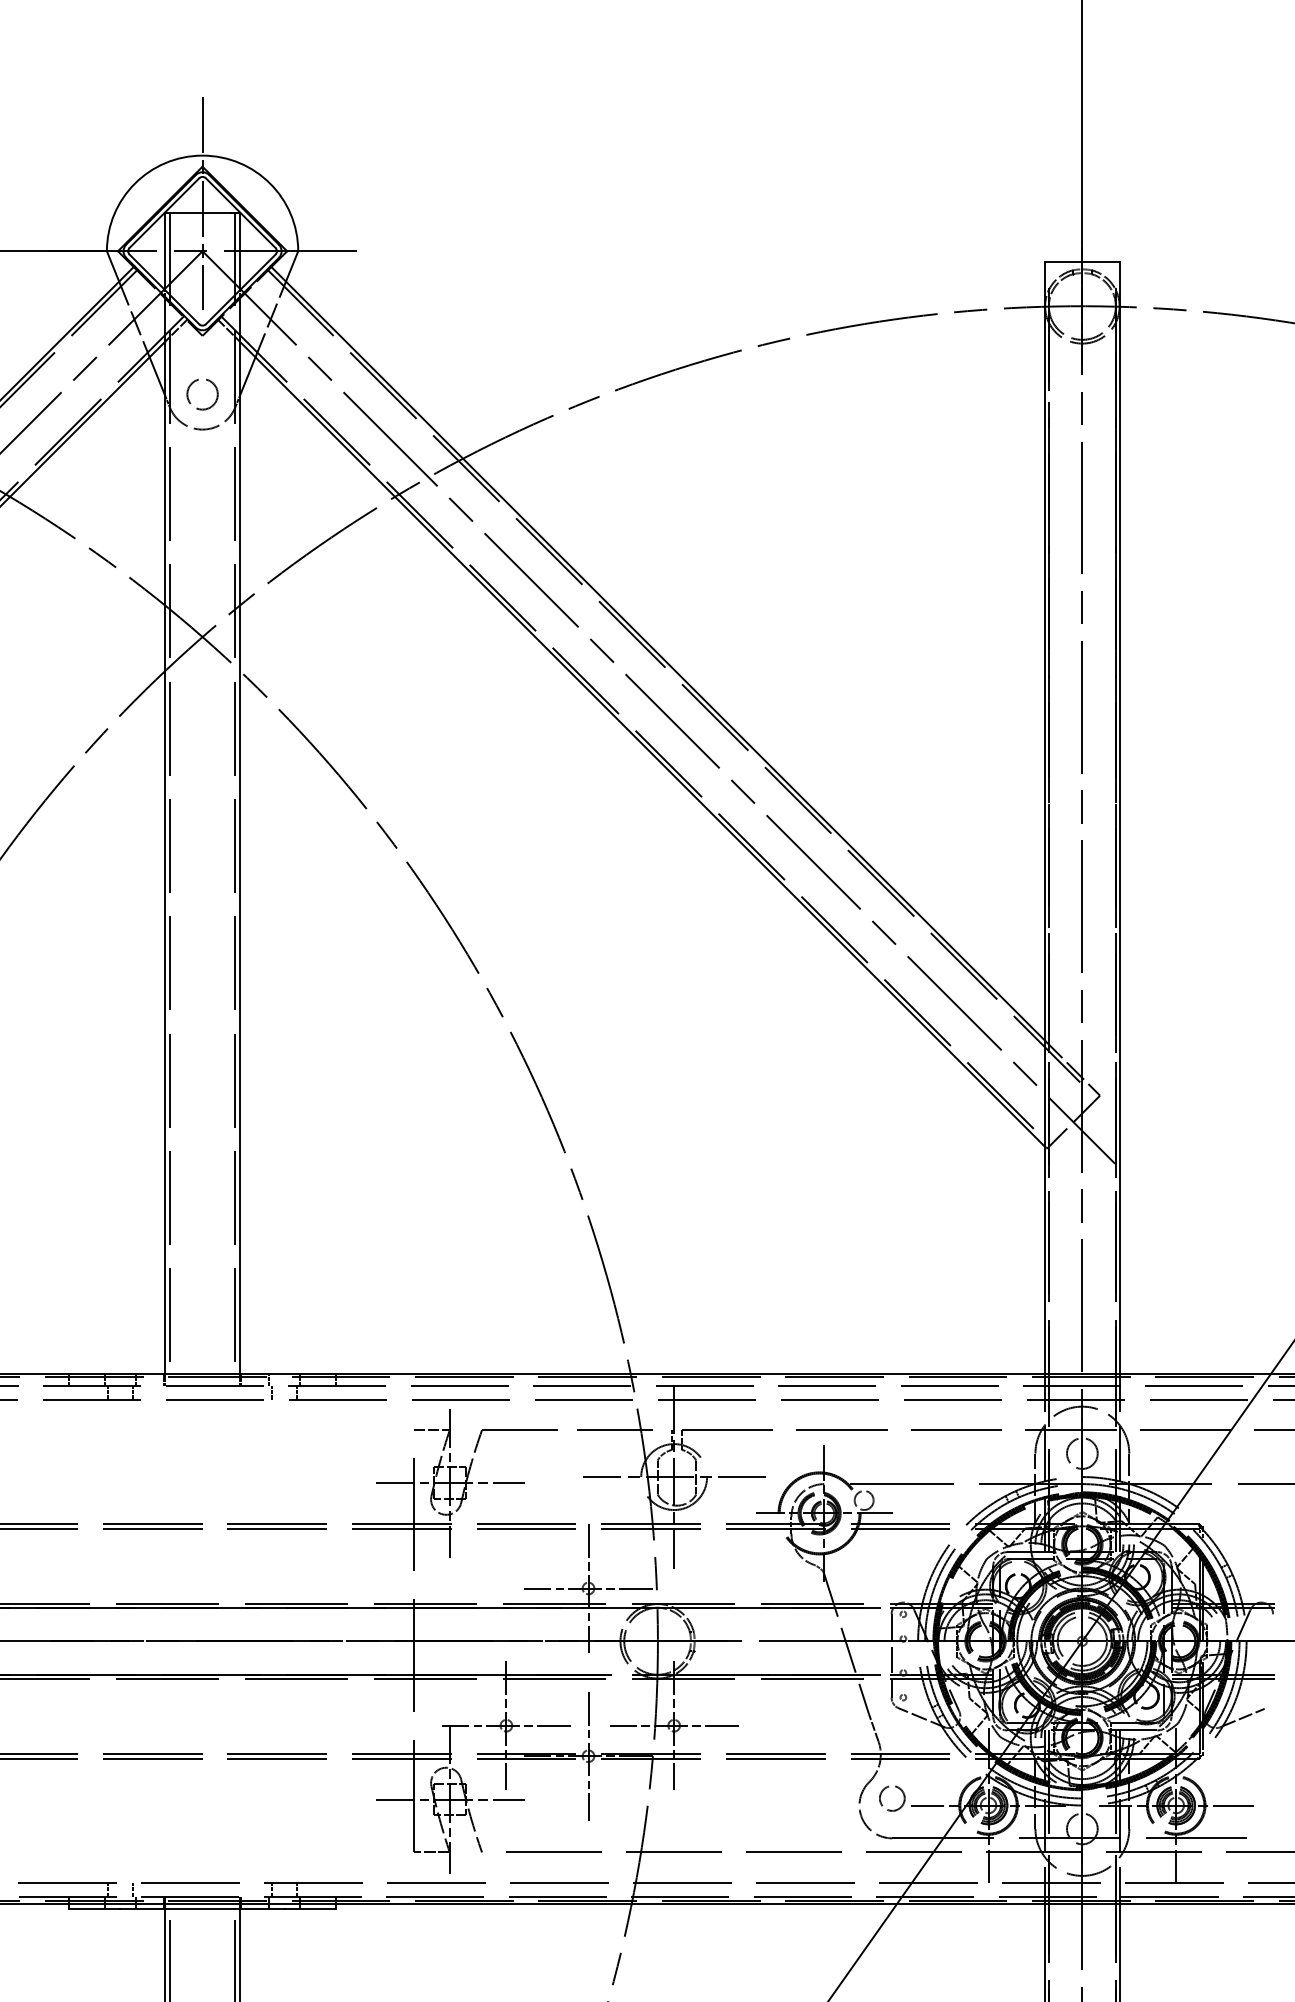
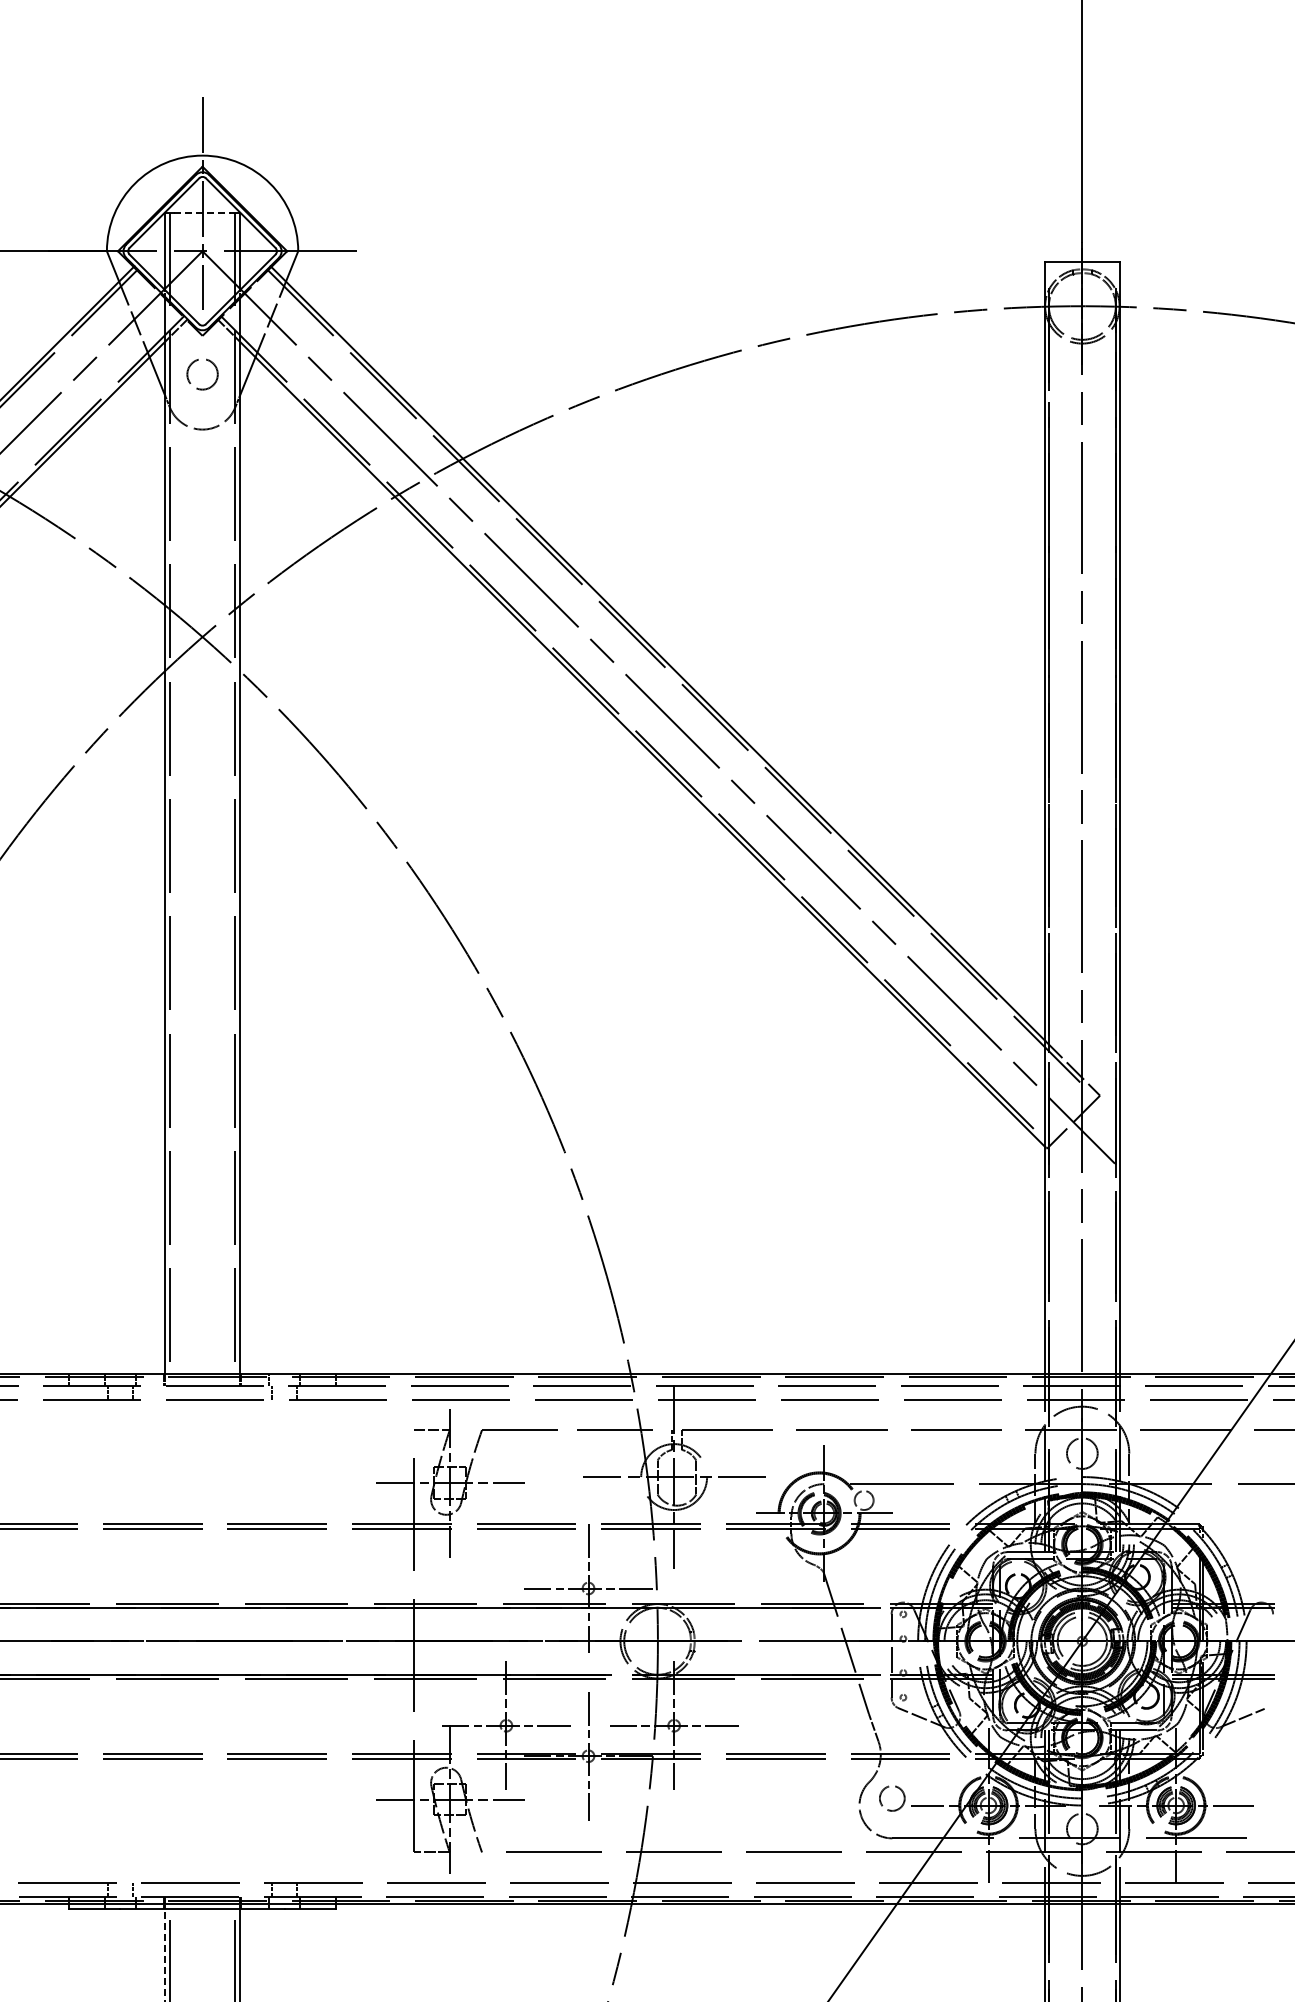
line: solid -> dashed (203, 212)
circle position: (202, 394) -> (202, 374) (202, 374)
line: solid -> dashed (165, 1954)
